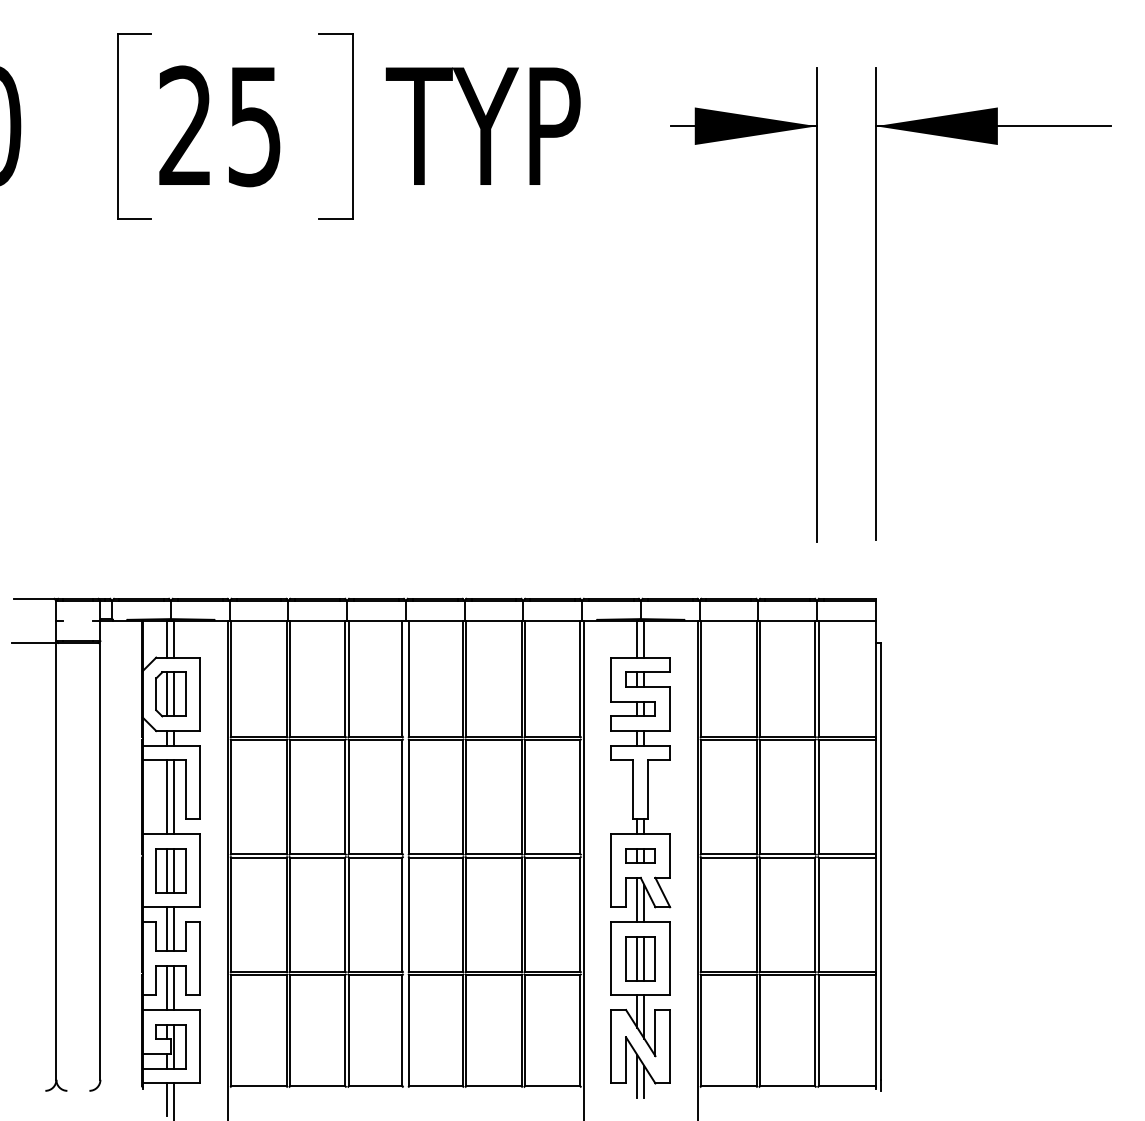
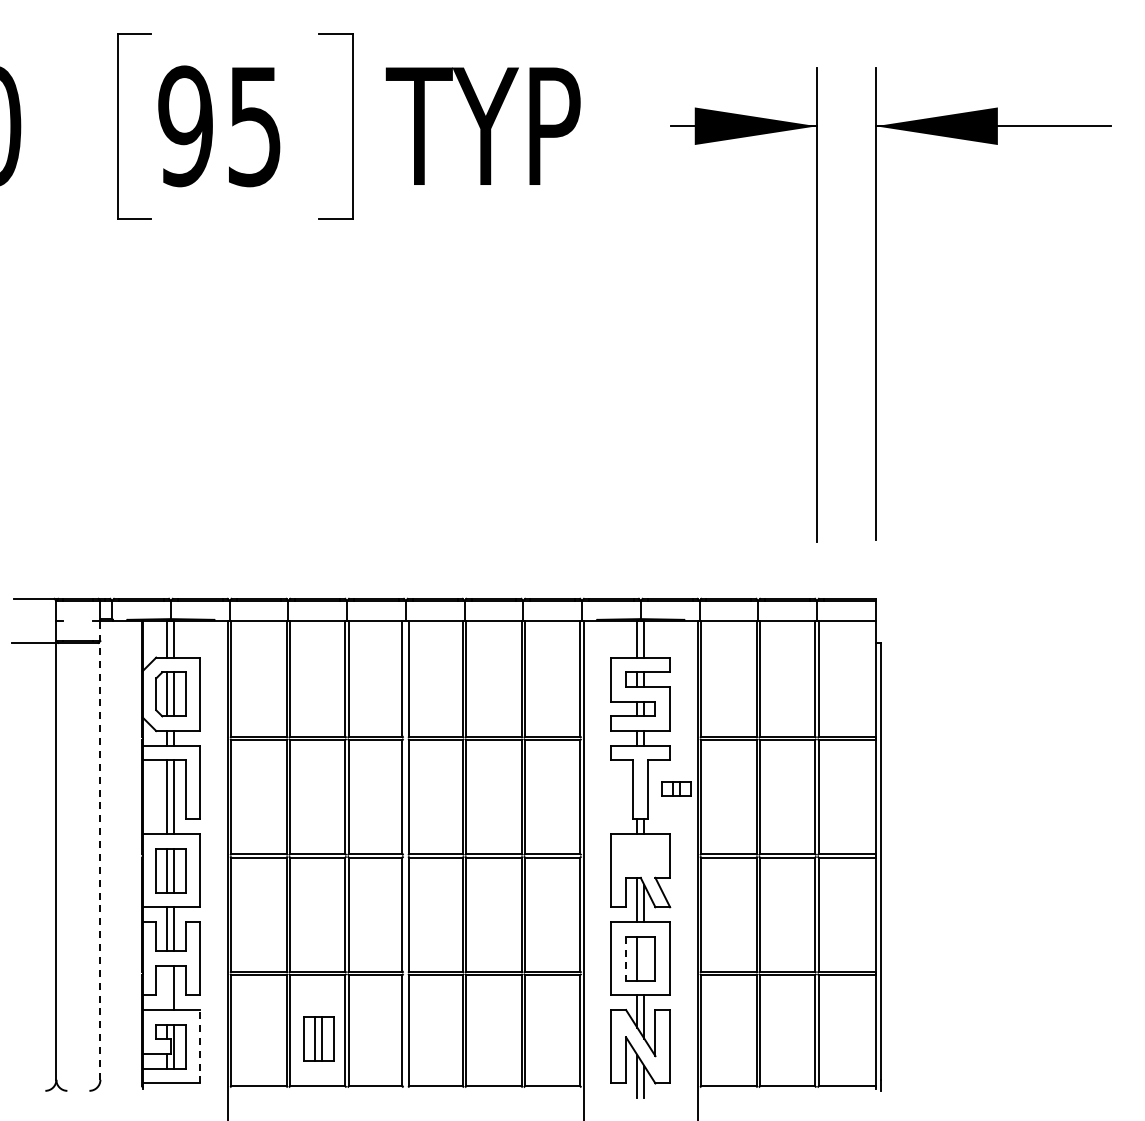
text: 25 -> 95 (185, 126)
line: solid -> dashed (100, 849)
part position: (640, 855) -> (676, 788) (676, 788)
line: present -> none (644, 958)
line: solid -> dashed (626, 959)
line: present -> none (167, 987)
part: none -> present (318, 1038)
line: solid -> dashed (200, 1046)
line: present -> none (167, 1099)
line: present -> none (174, 1100)
